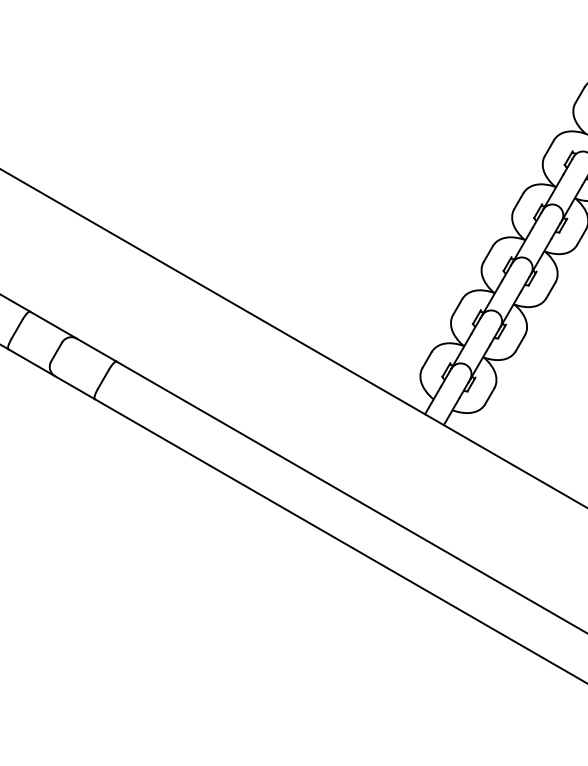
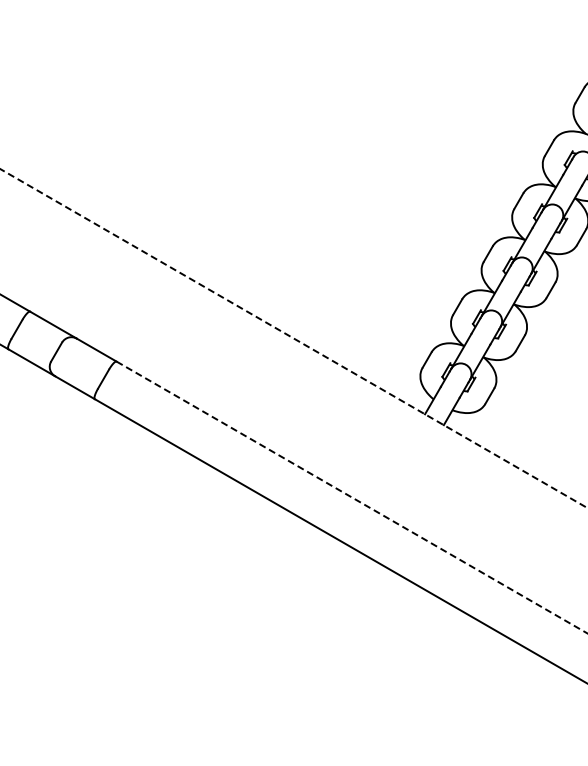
line: solid -> dashed (293, 338)
line: solid -> dashed (351, 497)
